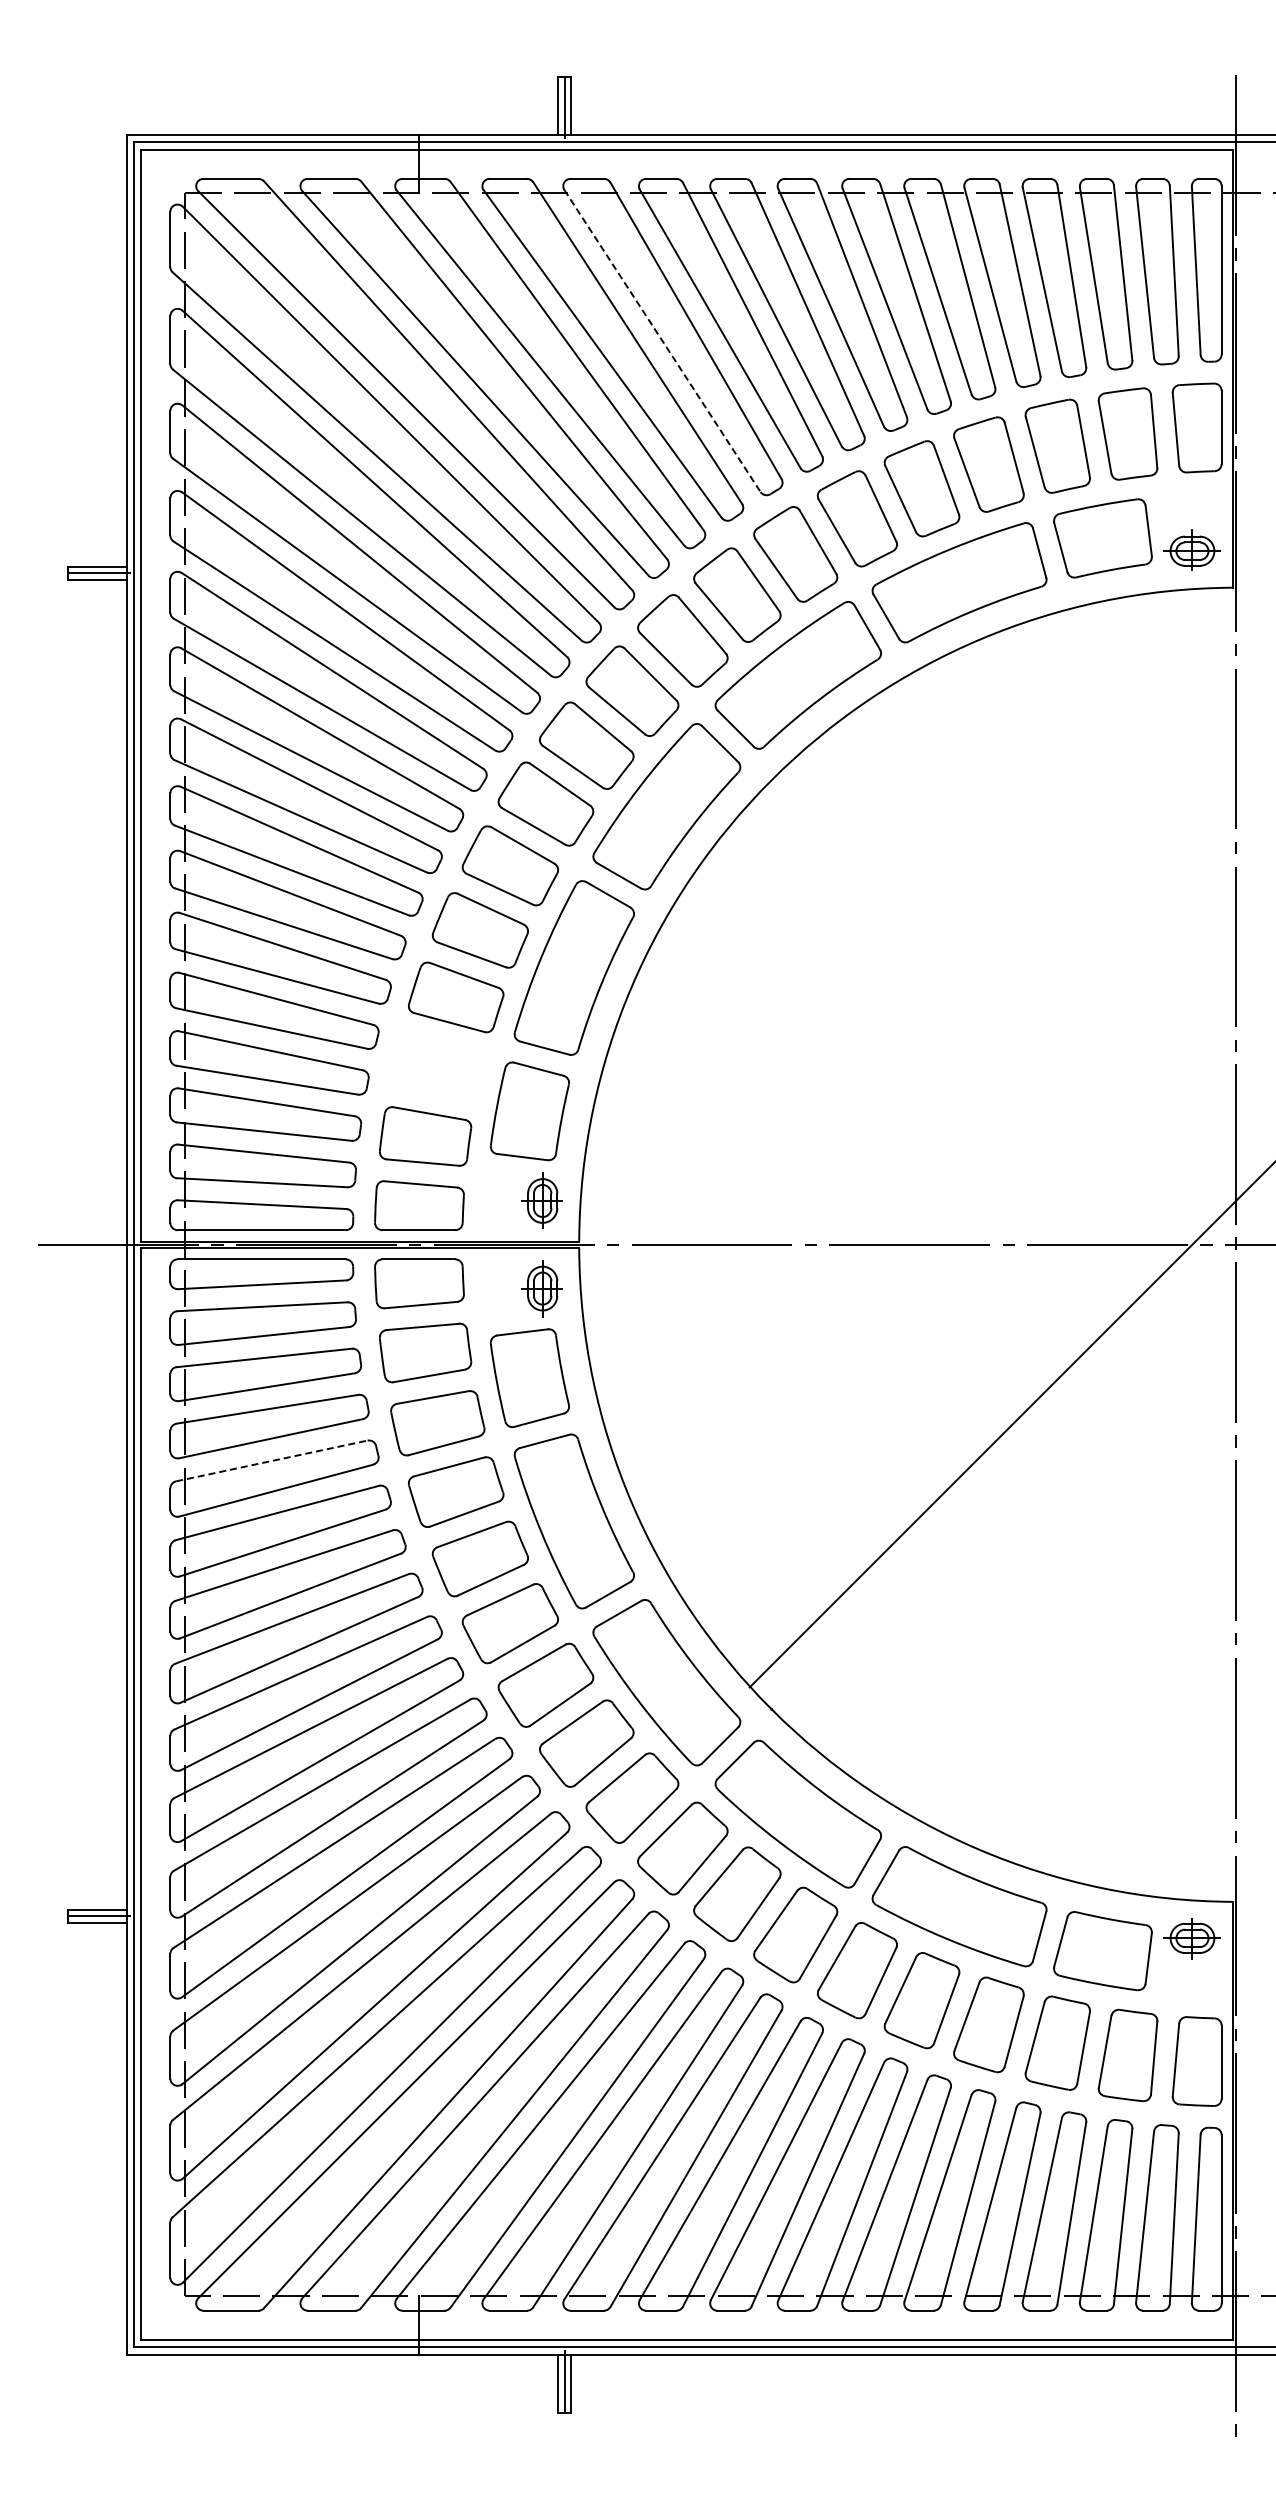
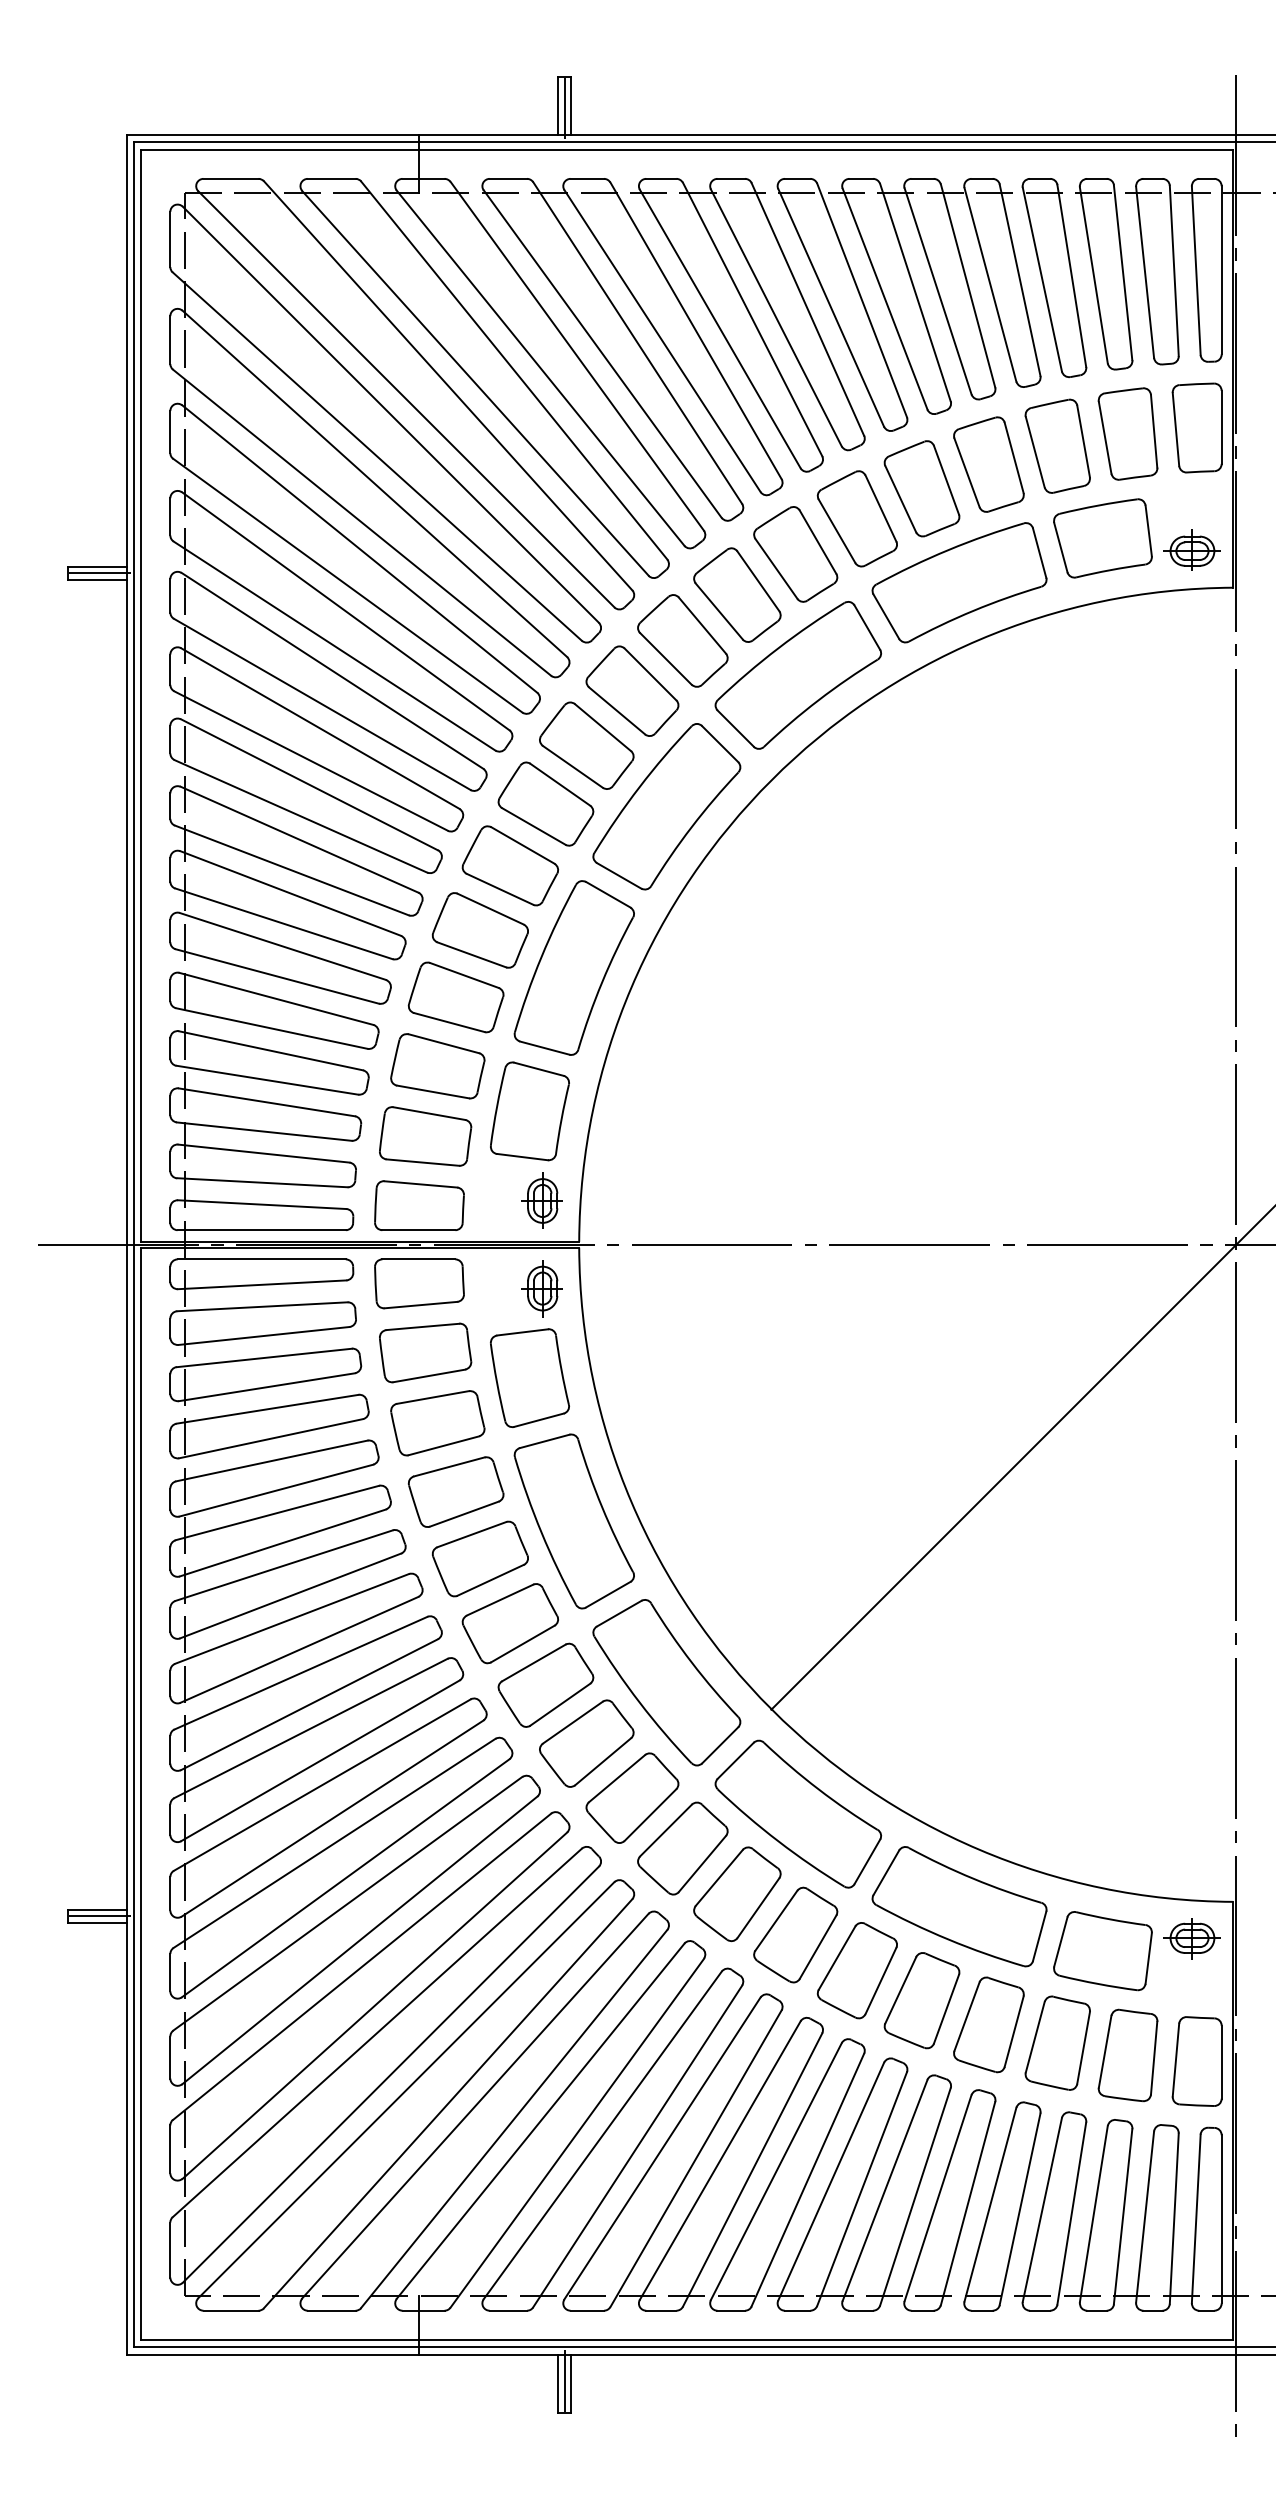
line: dashed -> solid (662, 341)
part: none -> present (437, 1066)
line position: (1010, 1425) -> (1021, 1458) (1021, 1458)
line: dashed -> solid (271, 1460)
